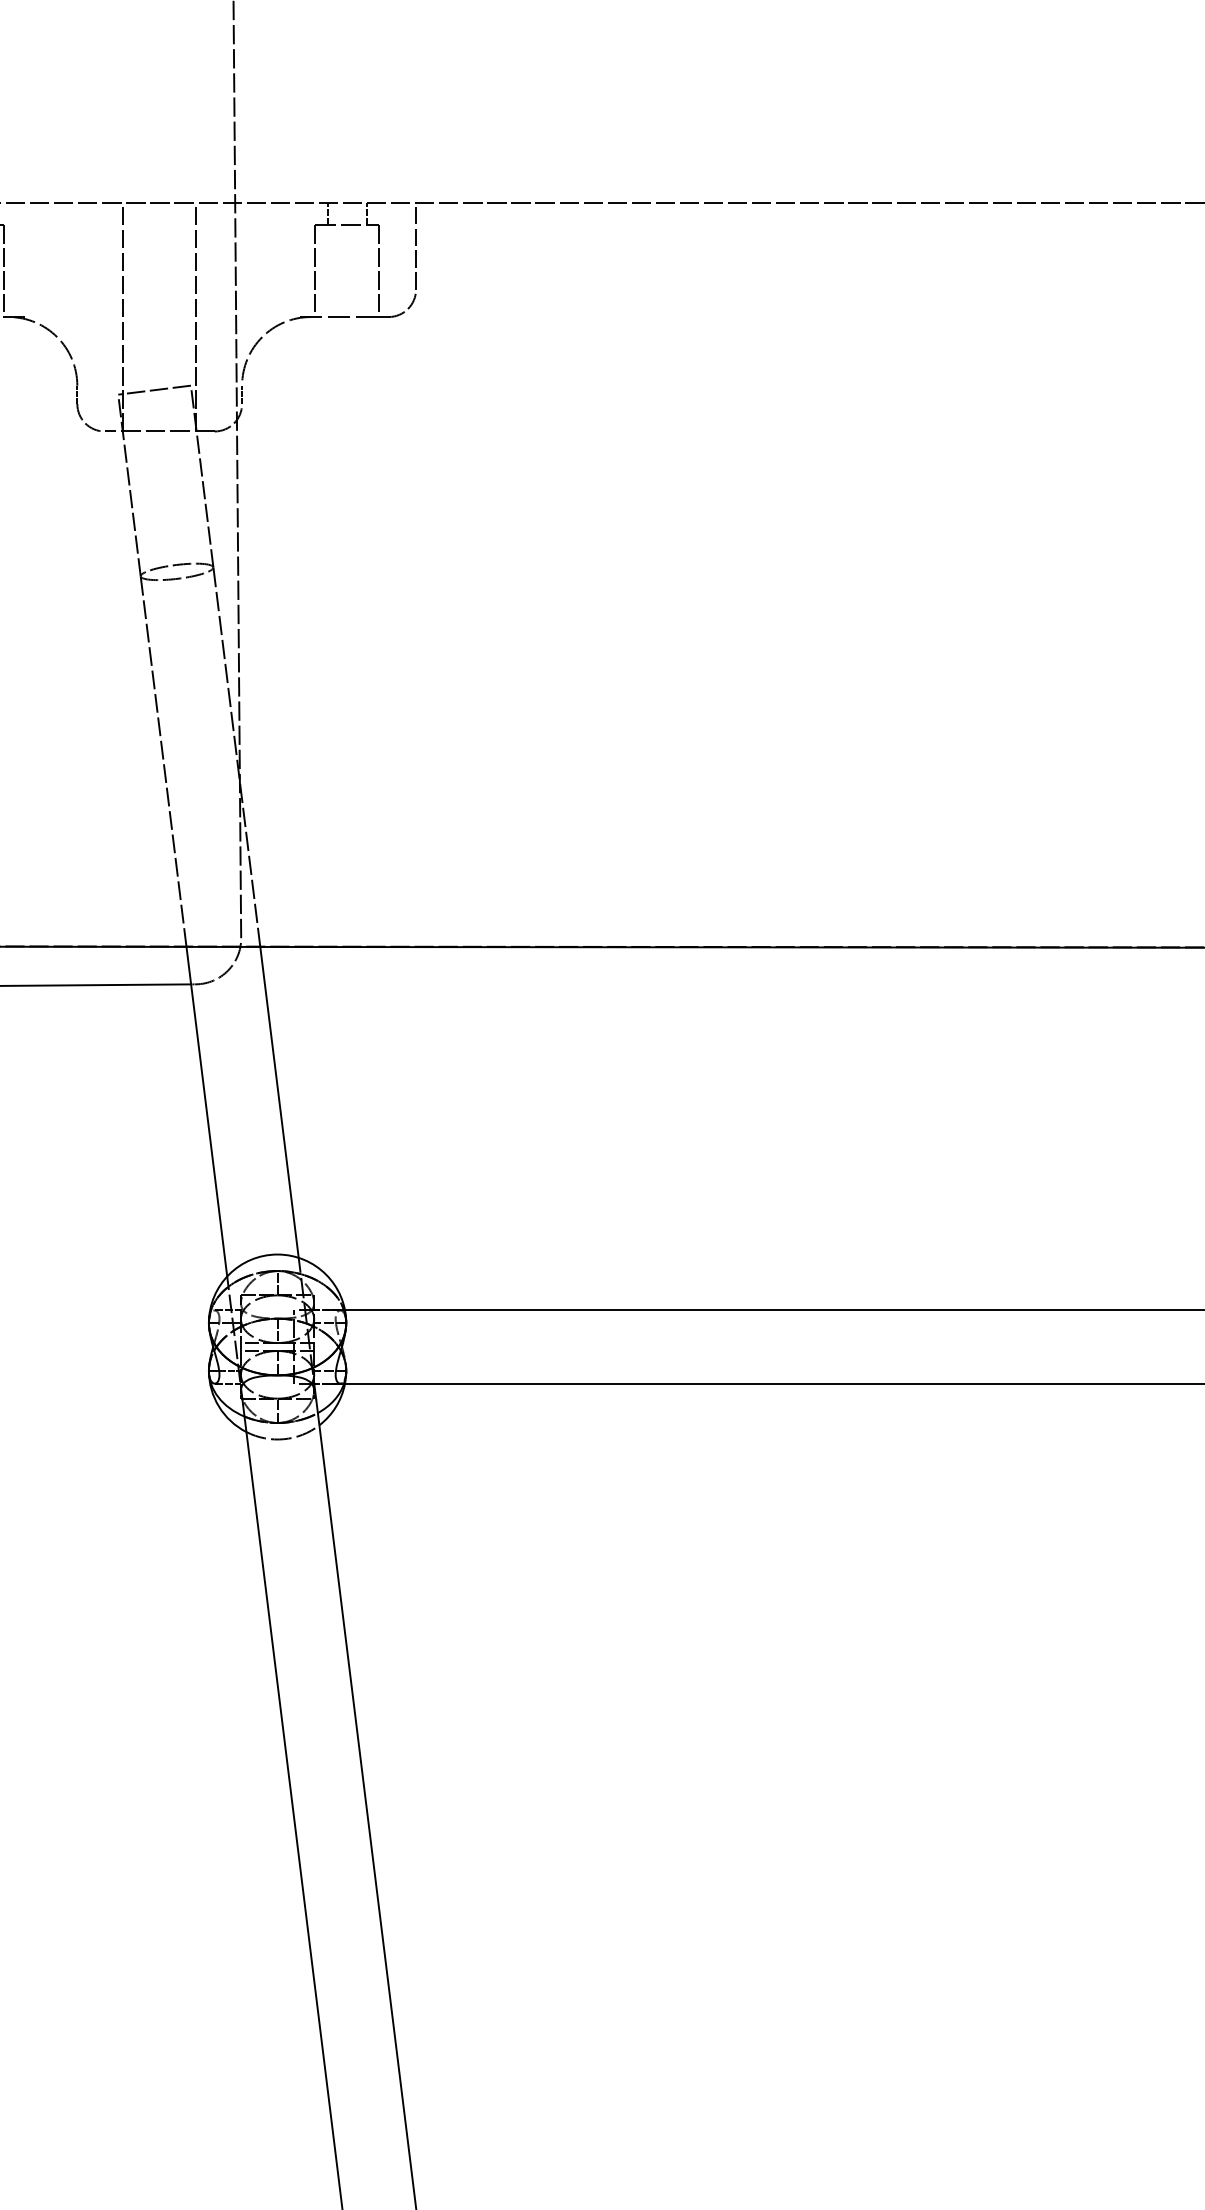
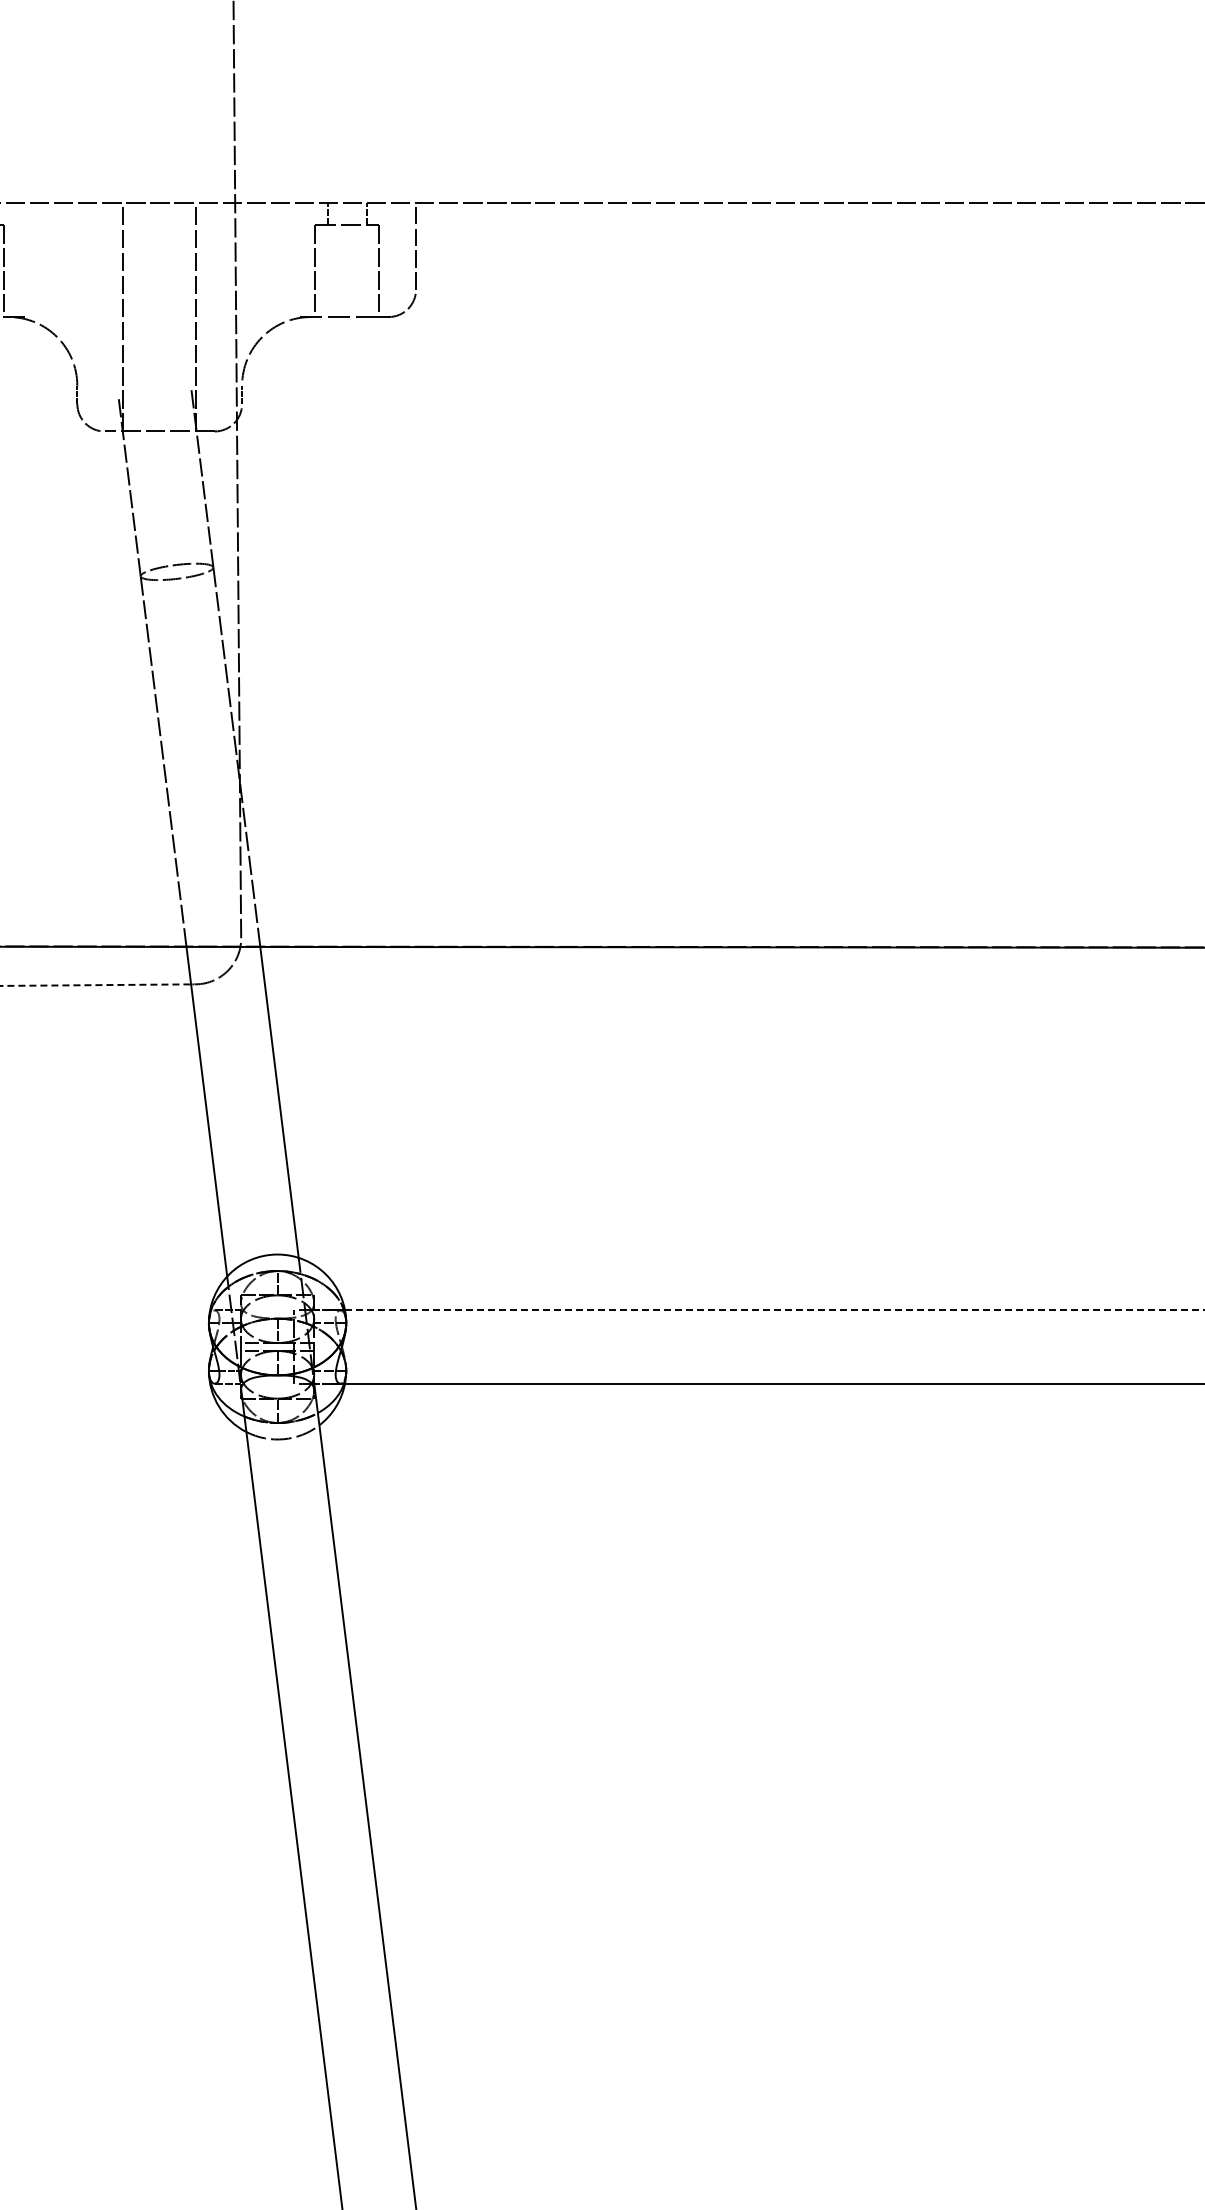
line: present -> none (154, 389)
line: solid -> dashed (96, 985)
line: solid -> dashed (774, 1310)
